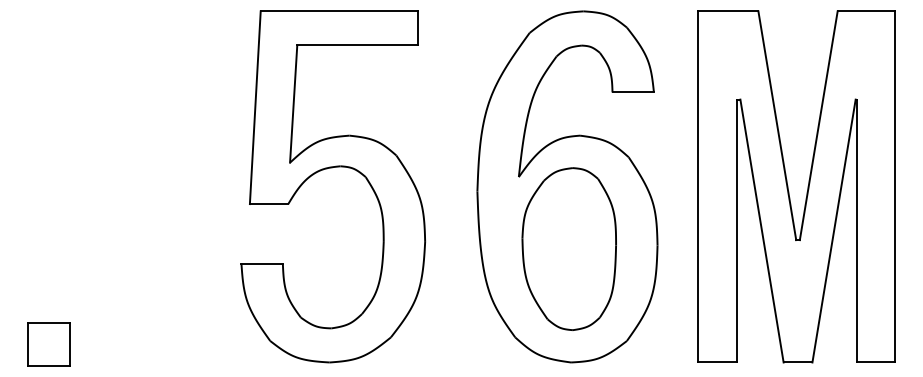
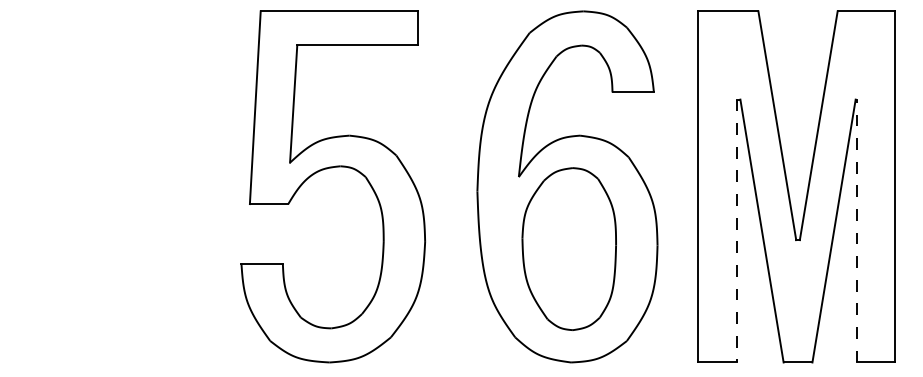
line: solid -> dashed (856, 230)
line: solid -> dashed (736, 231)
part: present -> none (48, 344)
